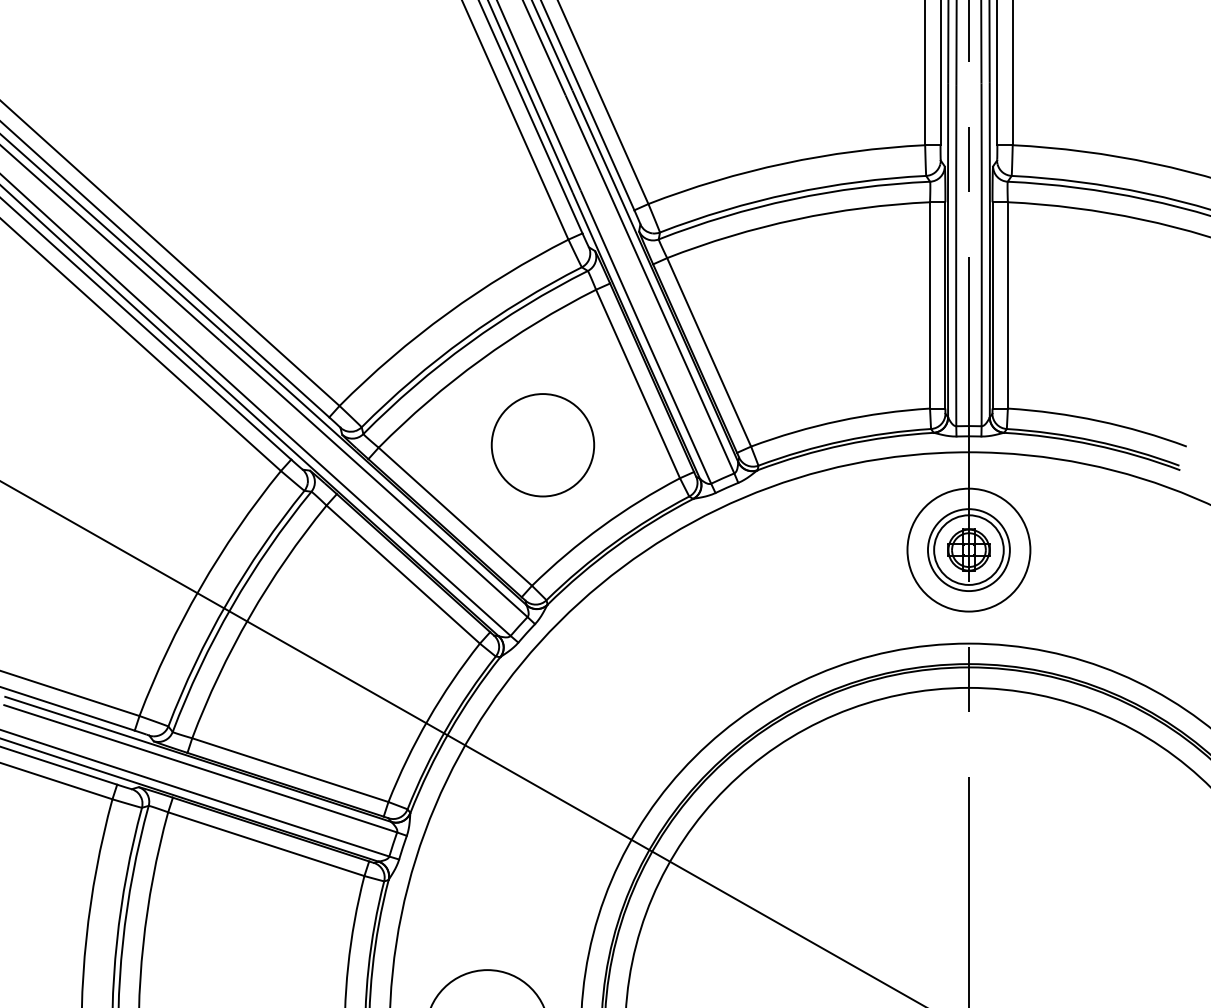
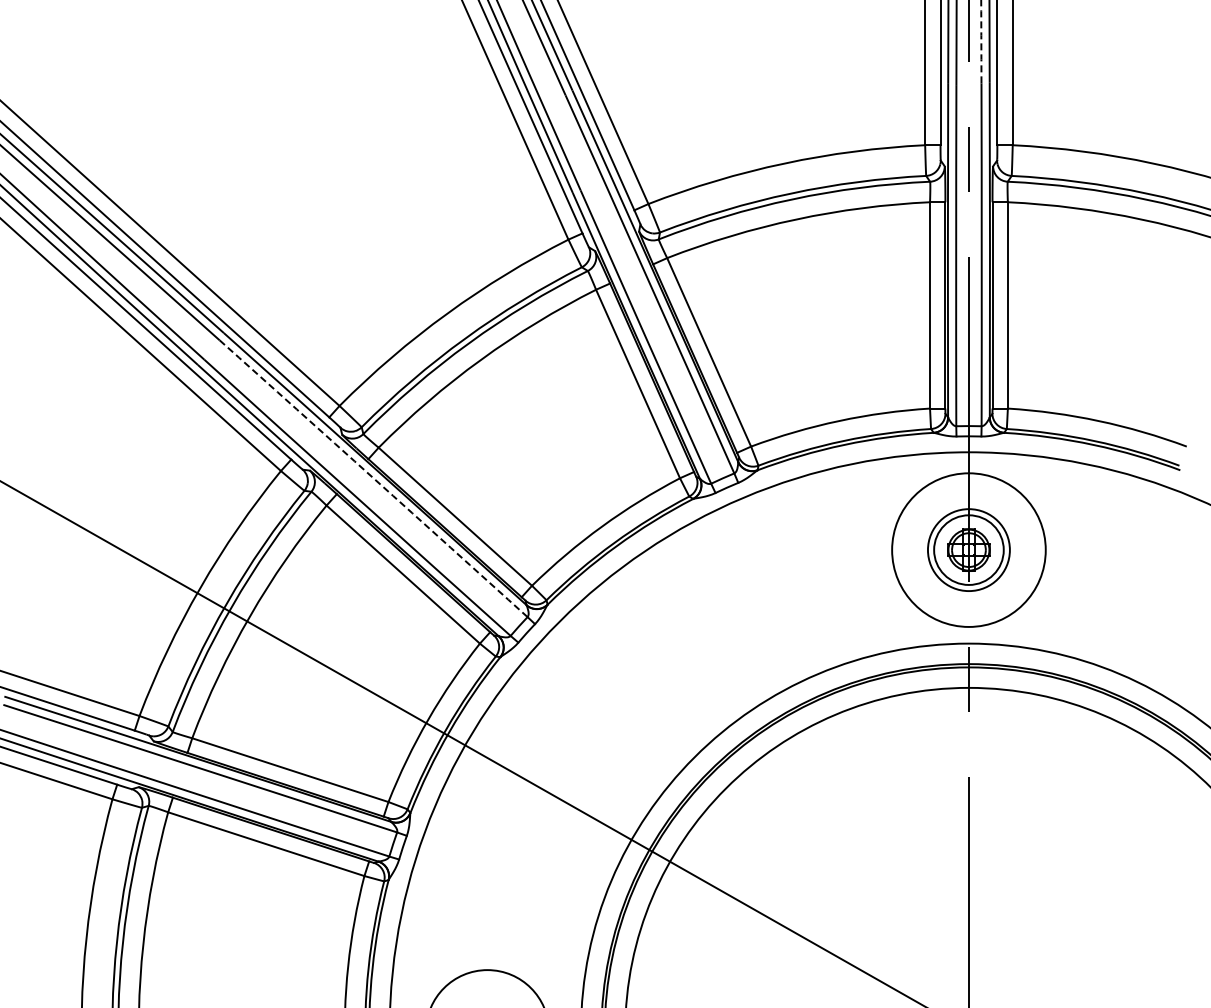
arc: solid -> dashed (981, 41)
circle: present -> none (542, 445)
arc: solid -> dashed (373, 478)
circle diameter: 123 px -> 154 px (968, 549)
